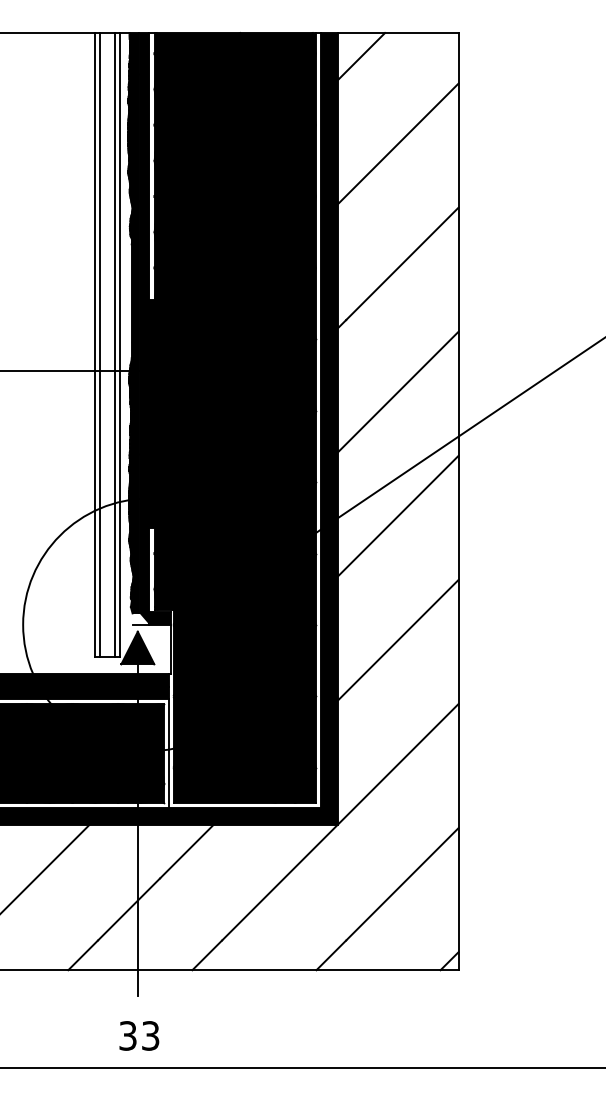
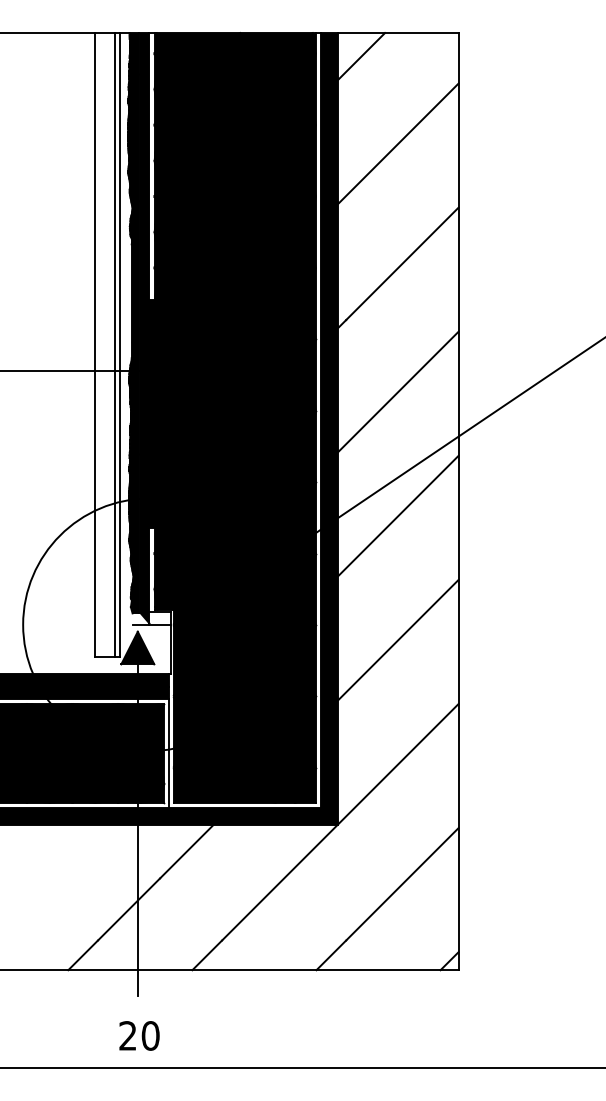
line: present -> none (99, 344)
fill: present -> none (160, 618)
line: present -> none (45, 868)
text: 33 -> 20 (139, 1035)
